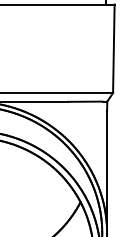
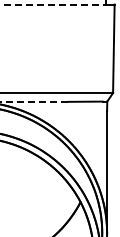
line: solid -> dashed (54, 4)
line: solid -> dashed (34, 101)
